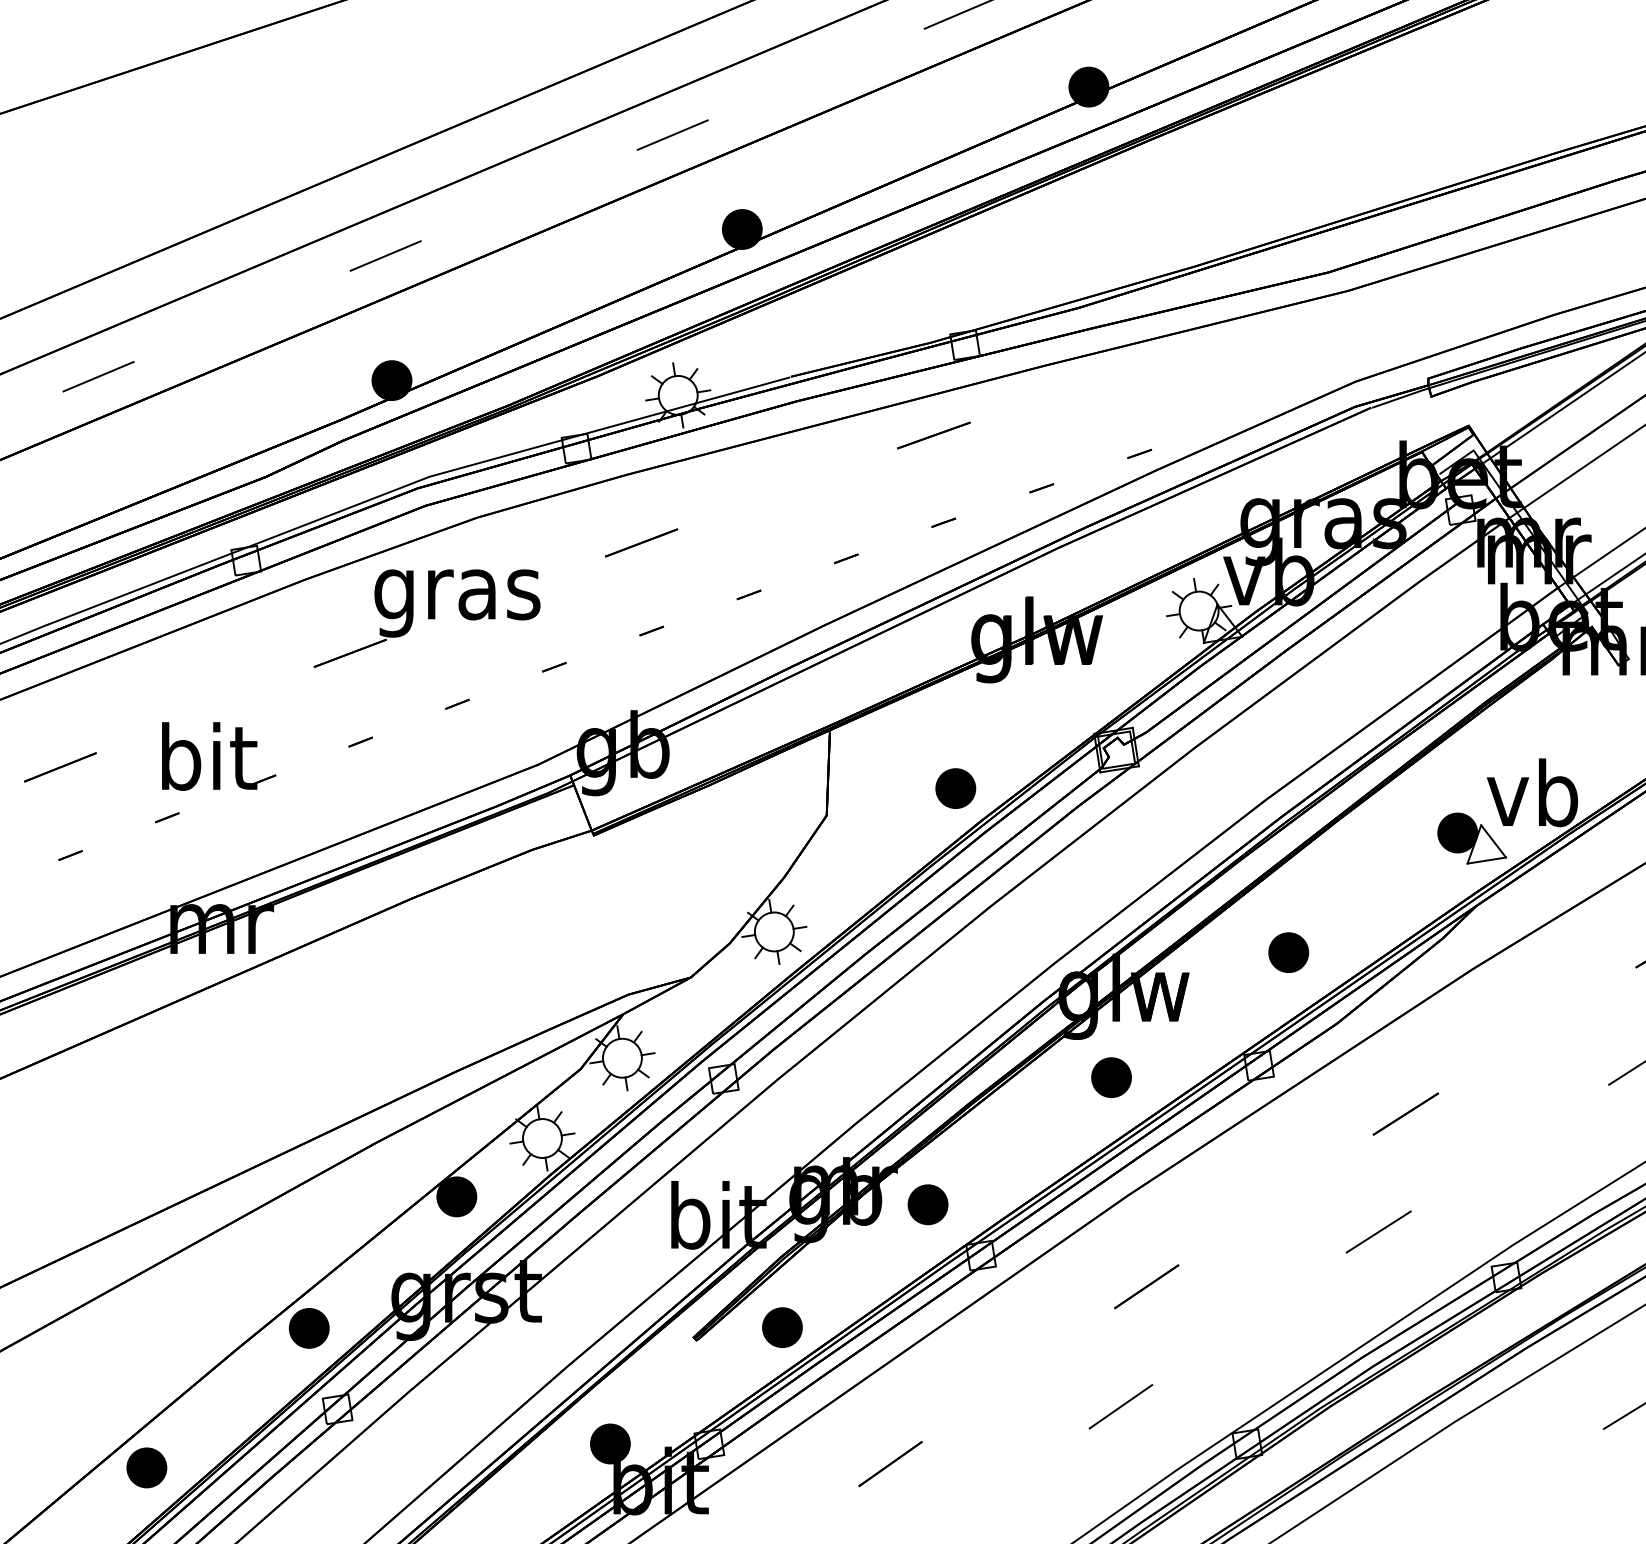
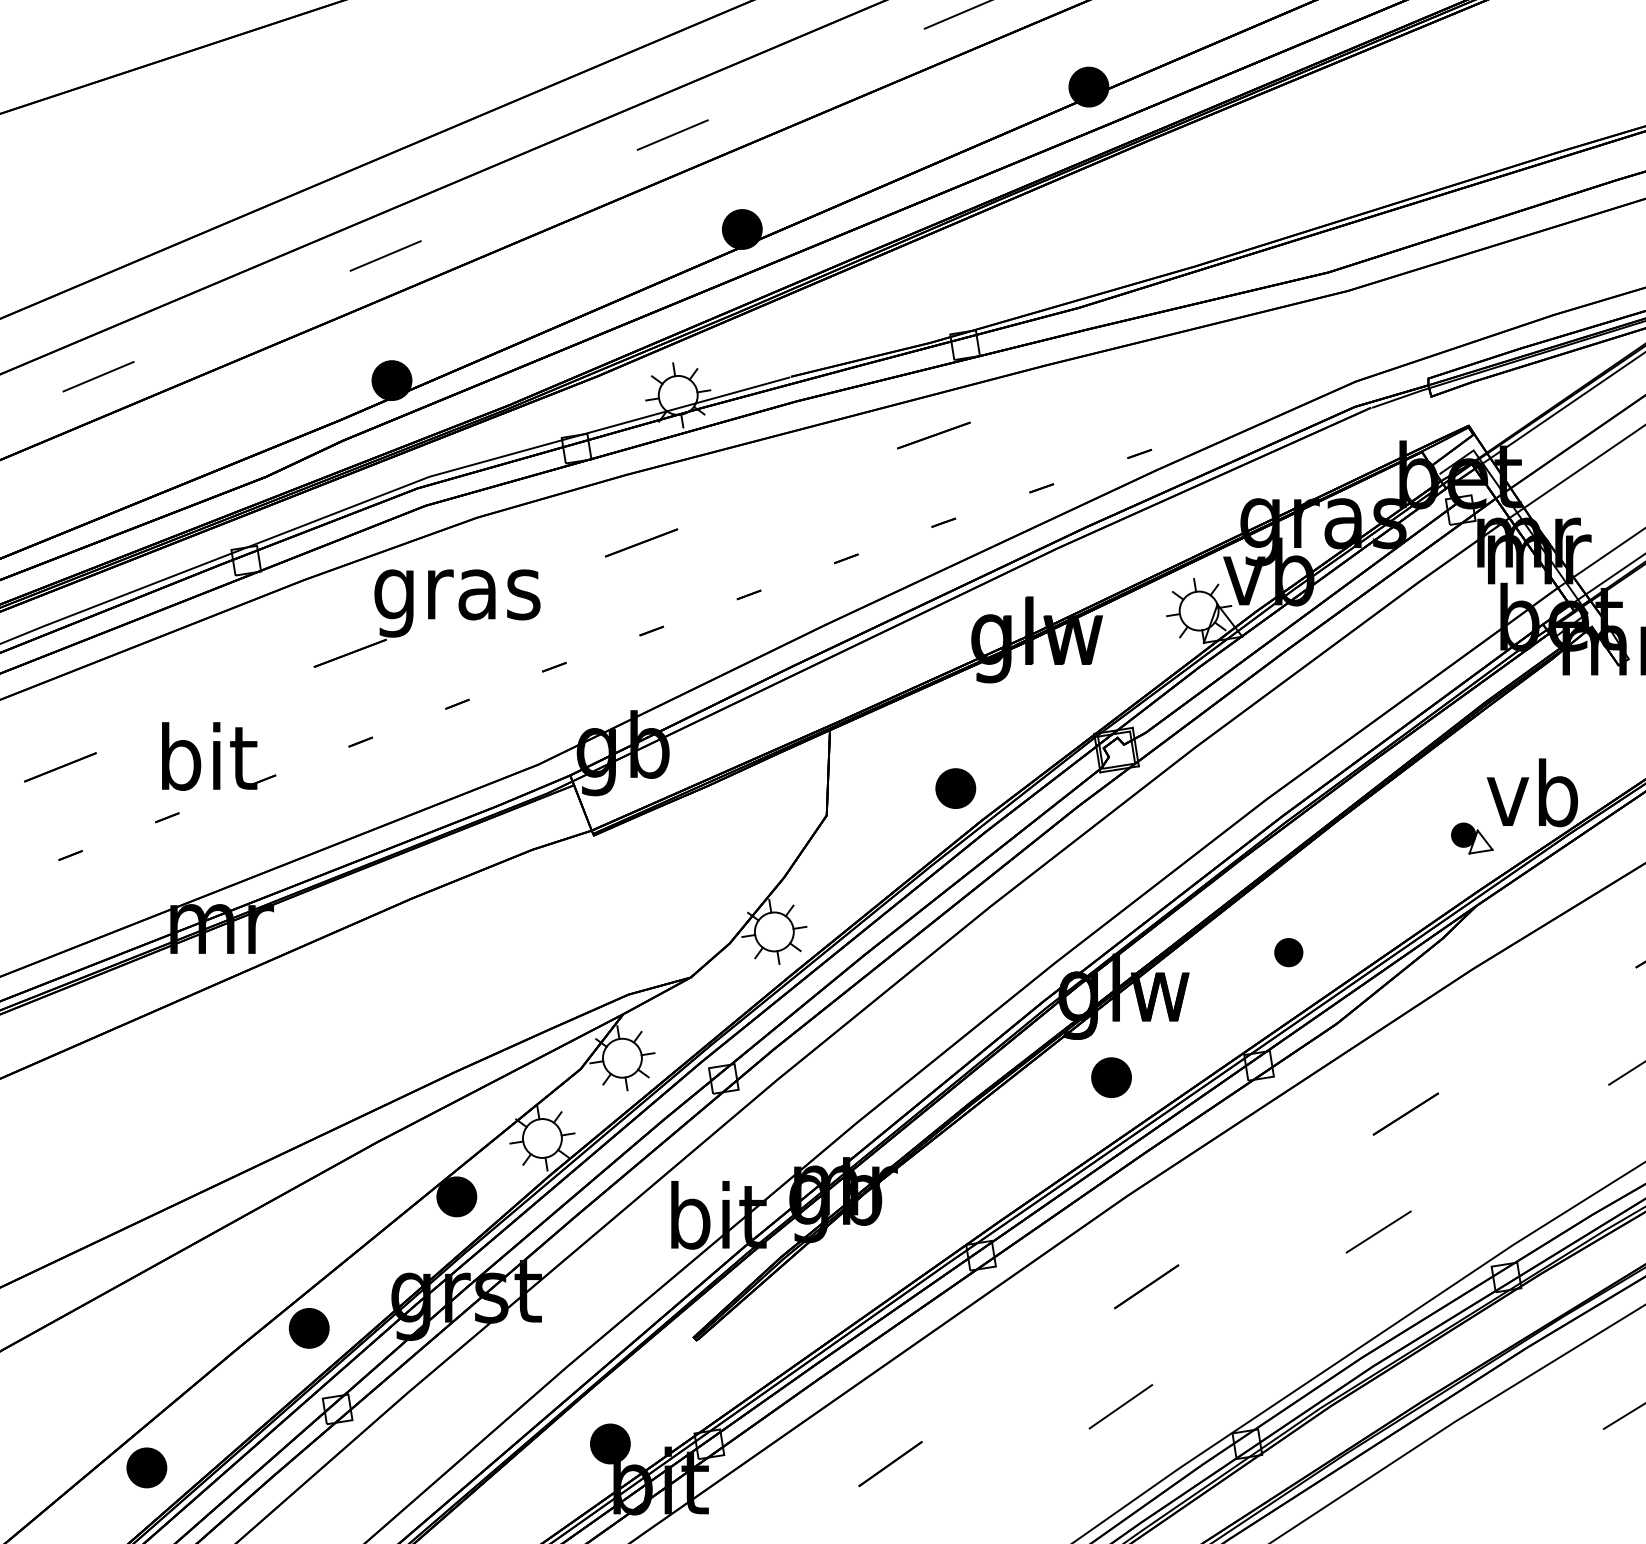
part size: 71x53 px -> 43x33 px (1472, 838)
part size: 42x41 px -> 30x30 px (1288, 952)
part: present -> none (927, 1204)
part: present -> none (782, 1327)
